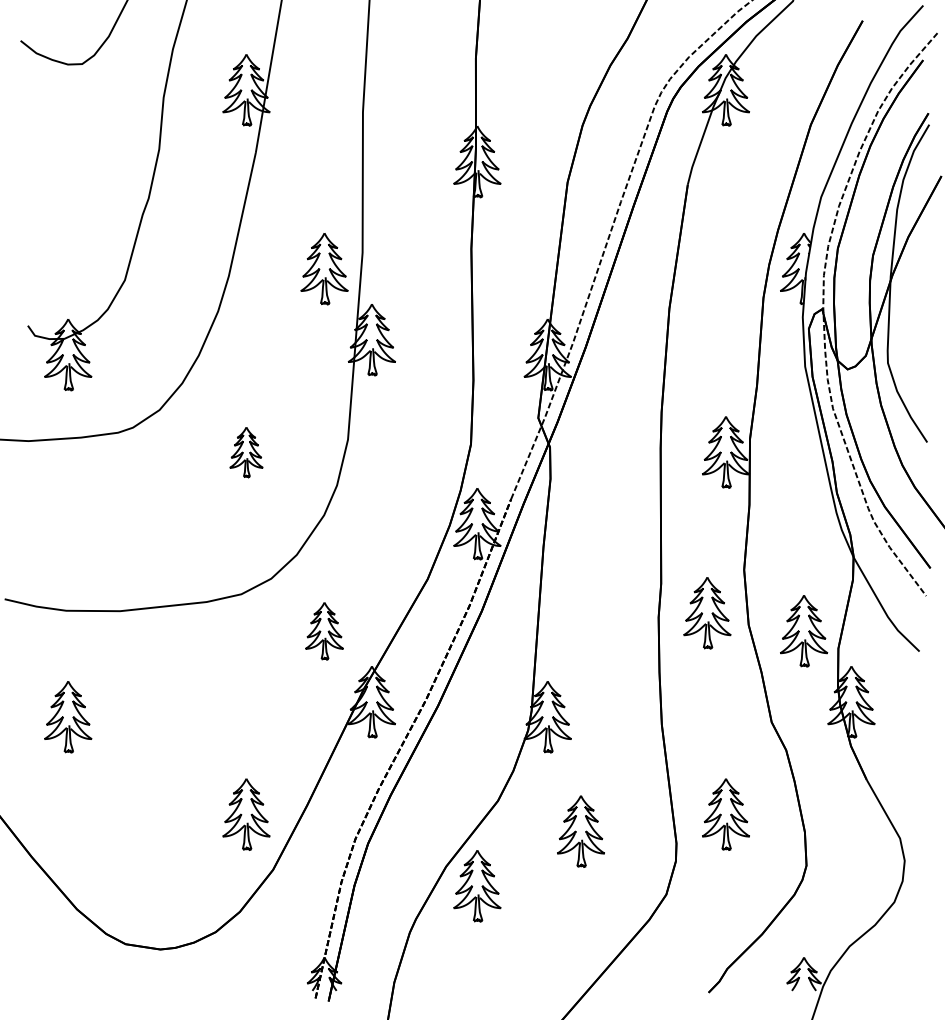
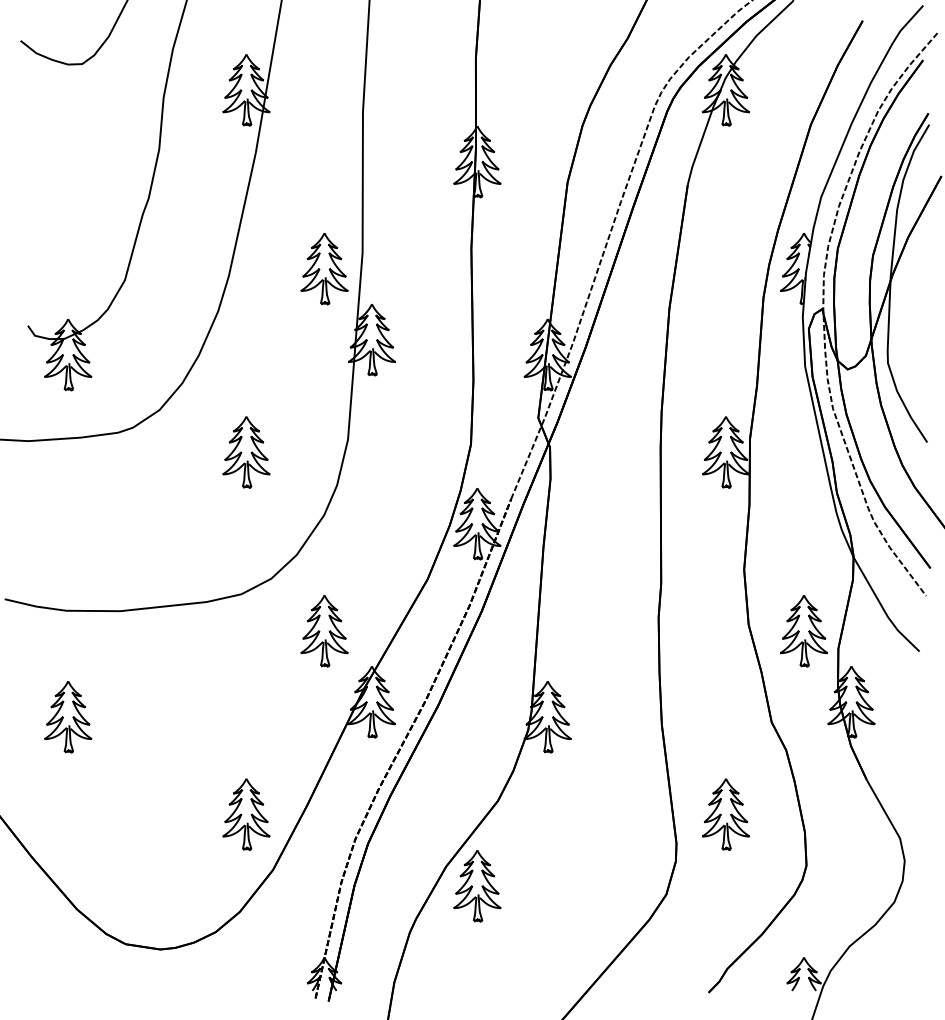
part size: 35x52 px -> 49x73 px (246, 452)
part: present -> none (707, 613)
part size: 39x59 px -> 49x73 px (324, 631)
part: present -> none (580, 831)
